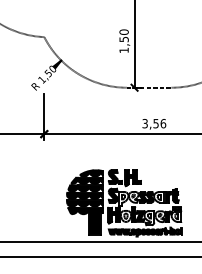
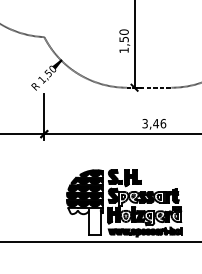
text: 3,56 -> 3,46 (156, 123)
fill: present -> none (85, 220)
line: present -> none (100, 257)
